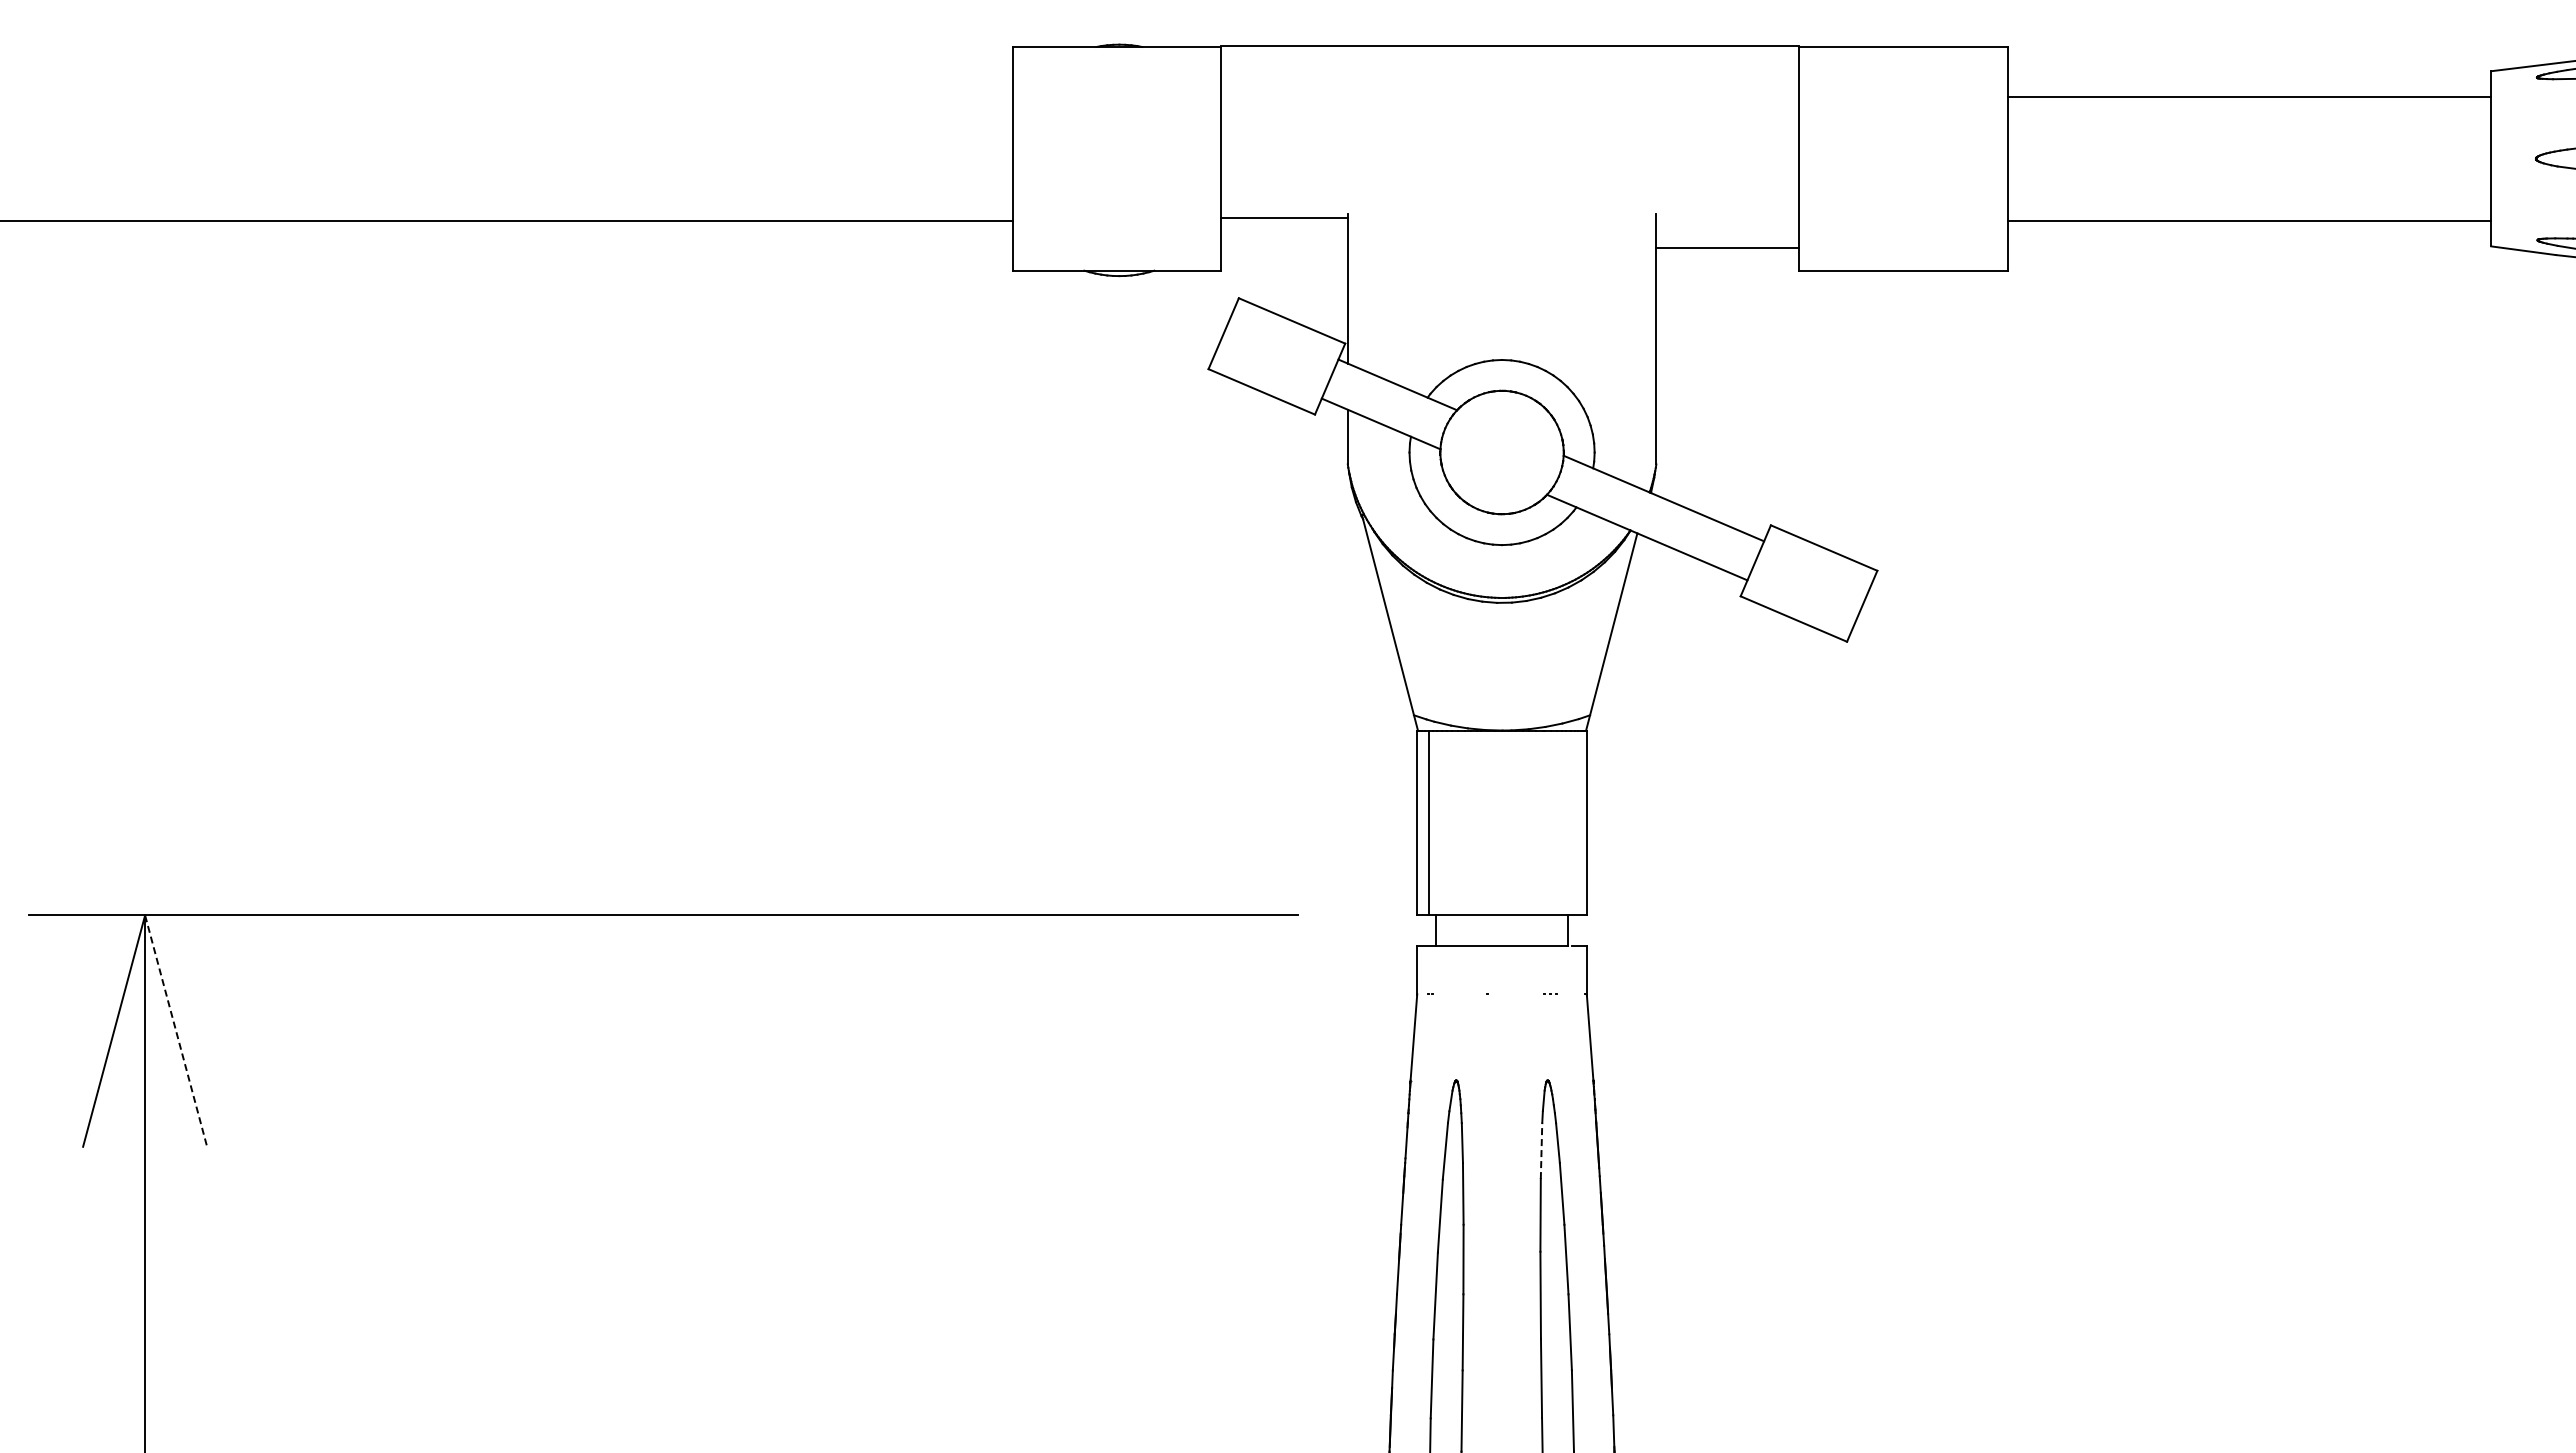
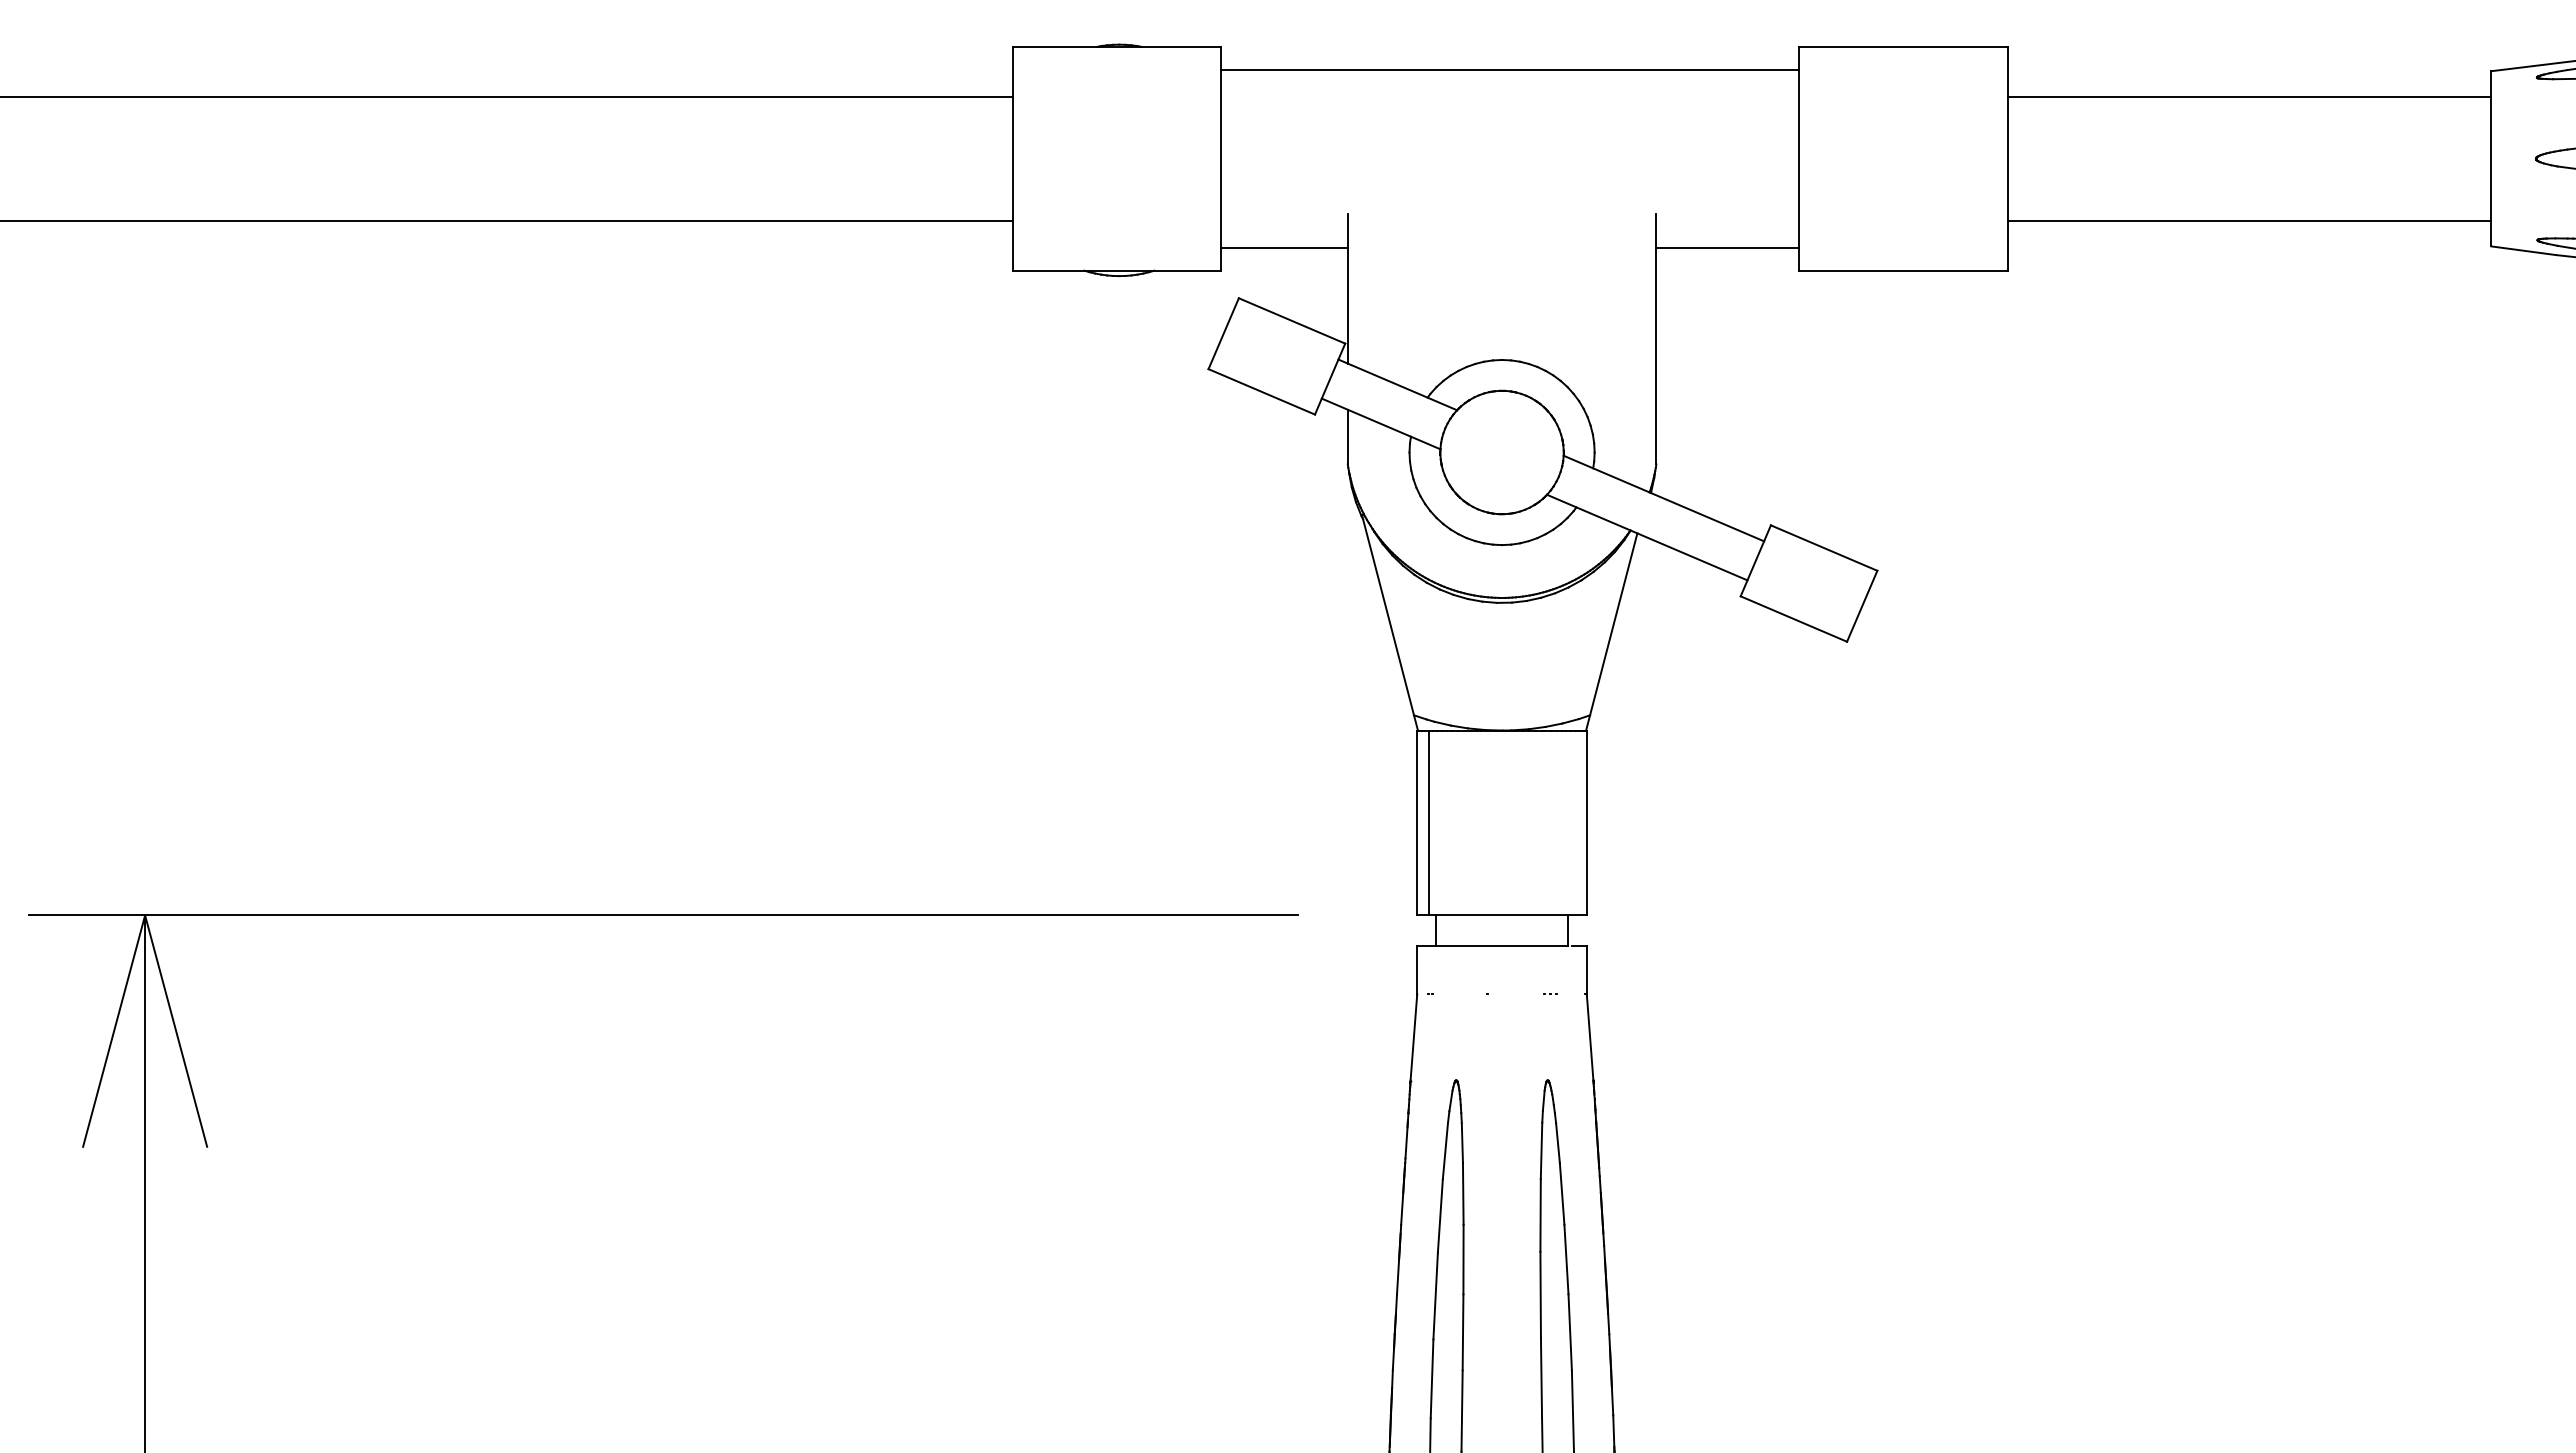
line position: (1509, 46) -> (1509, 70) (1509, 70)
line: none -> present (507, 97)
line position: (1283, 217) -> (1283, 247) (1283, 247)
line: dashed -> solid (176, 1031)
line: dashed -> solid (1541, 1150)
